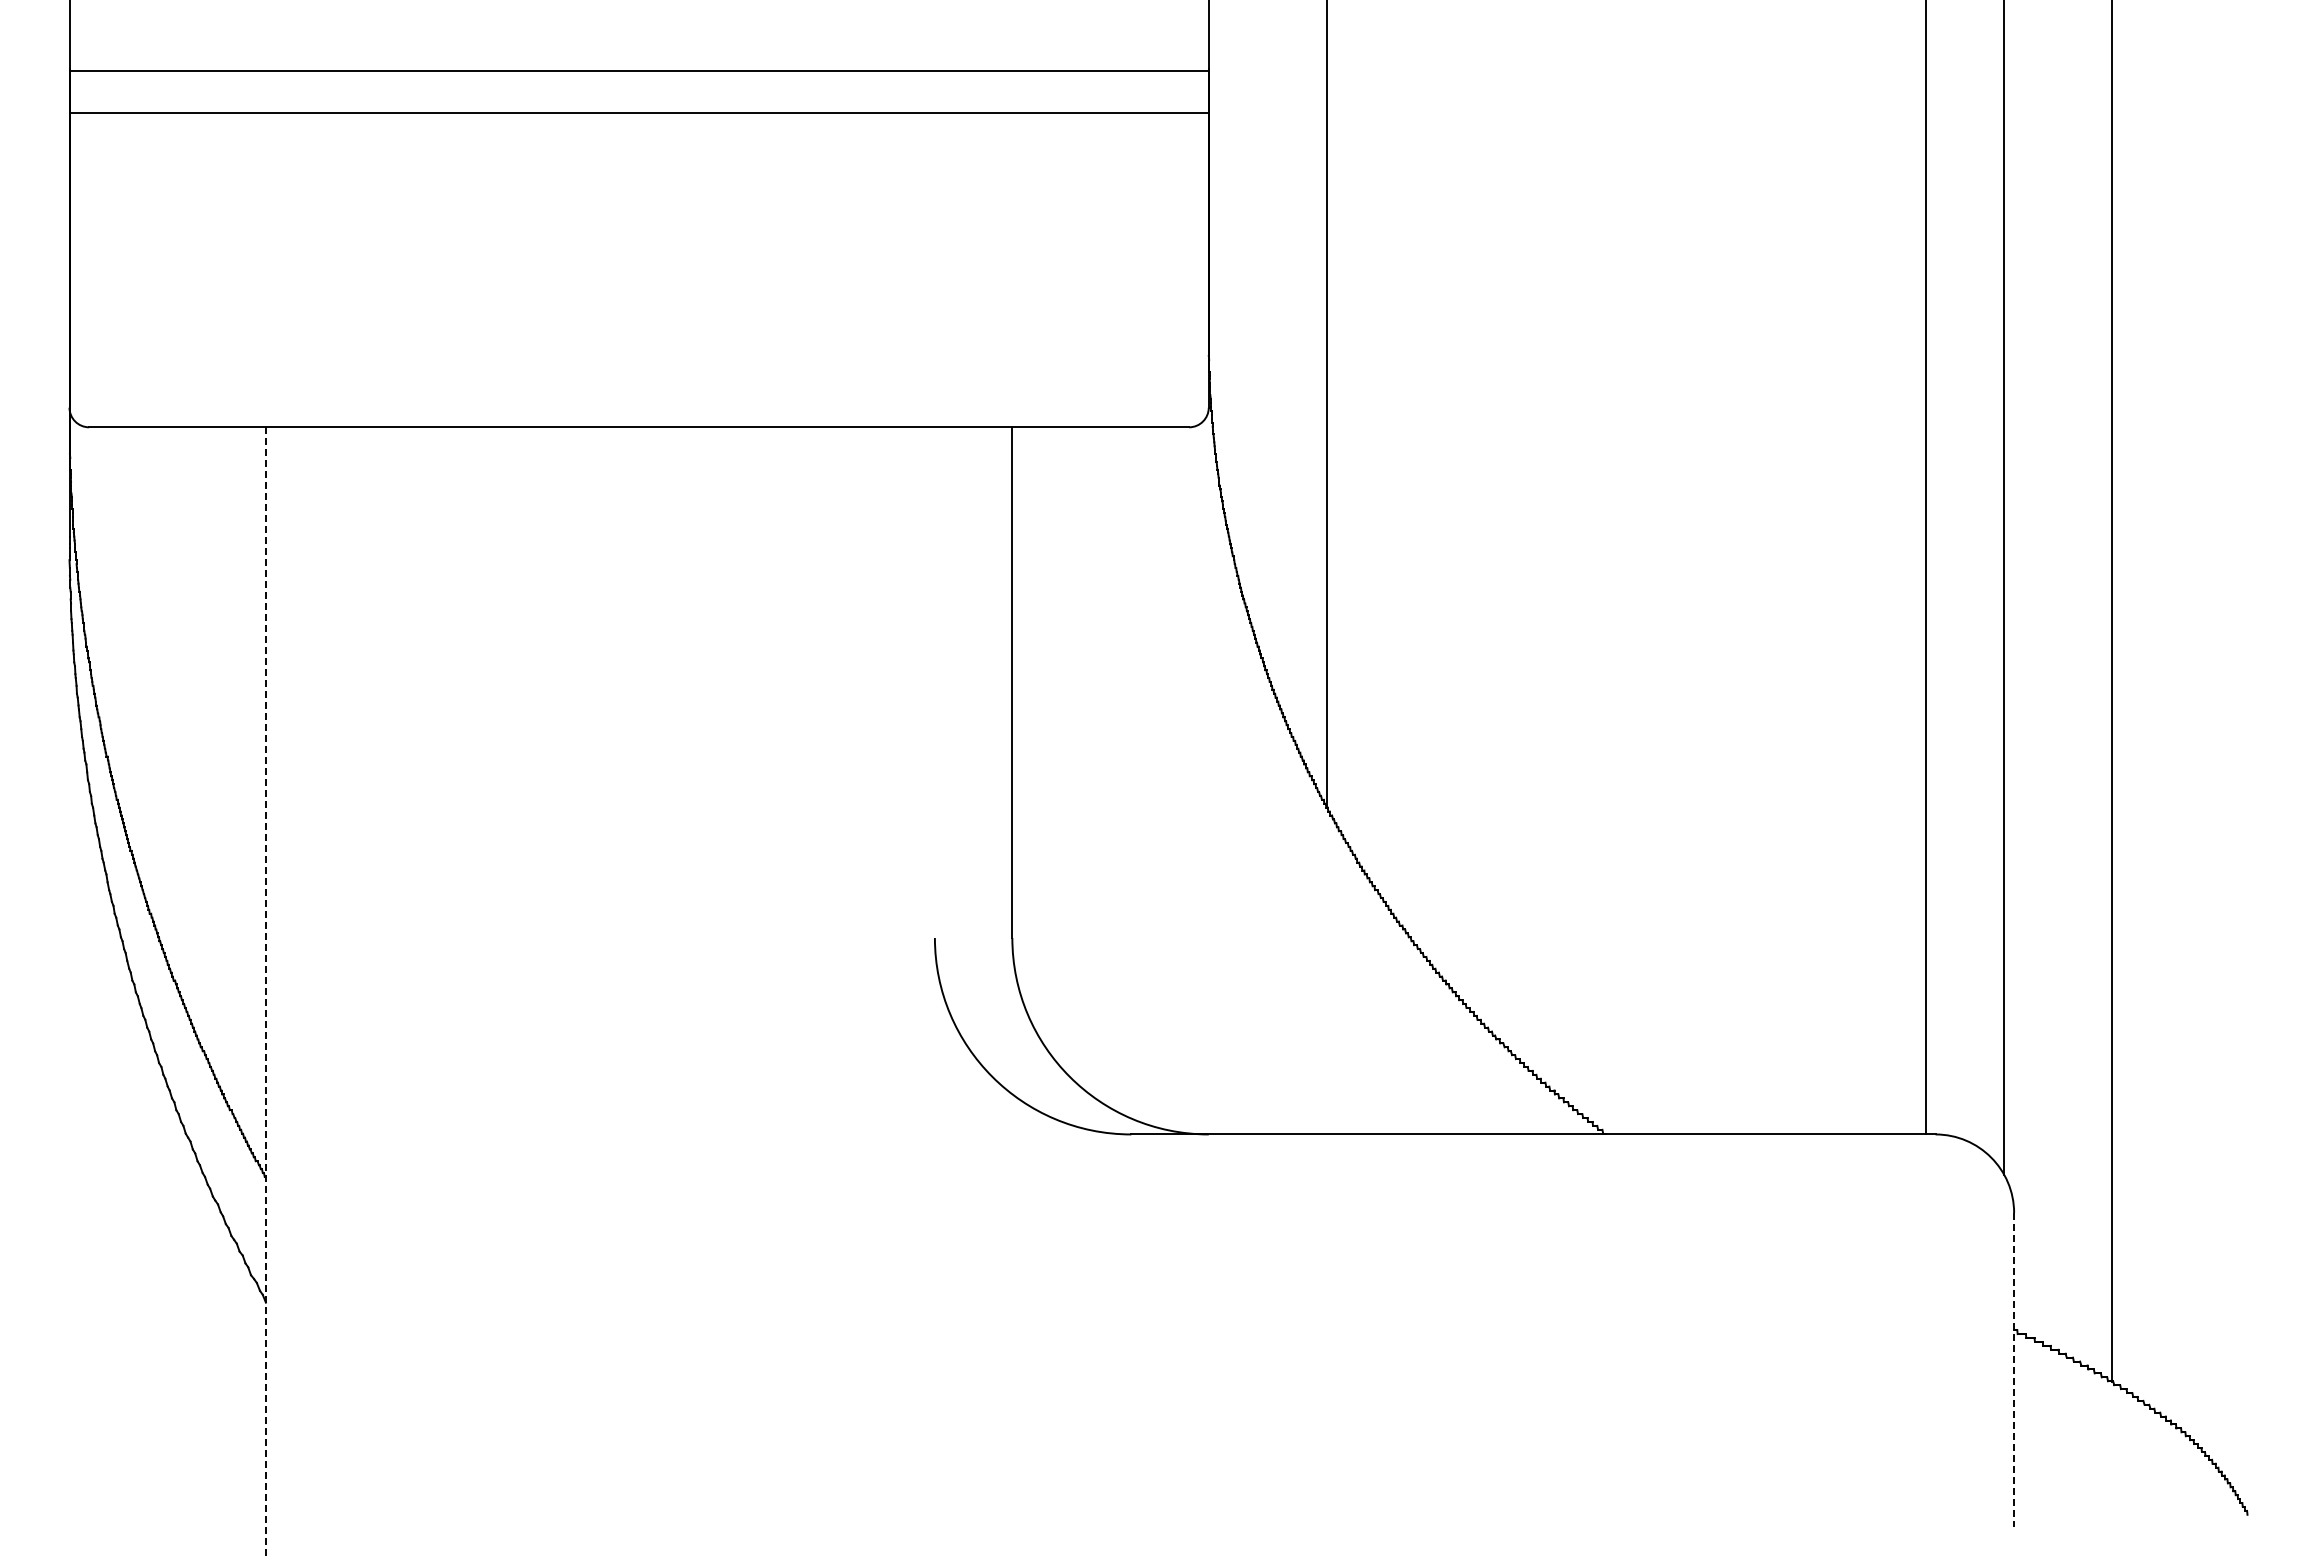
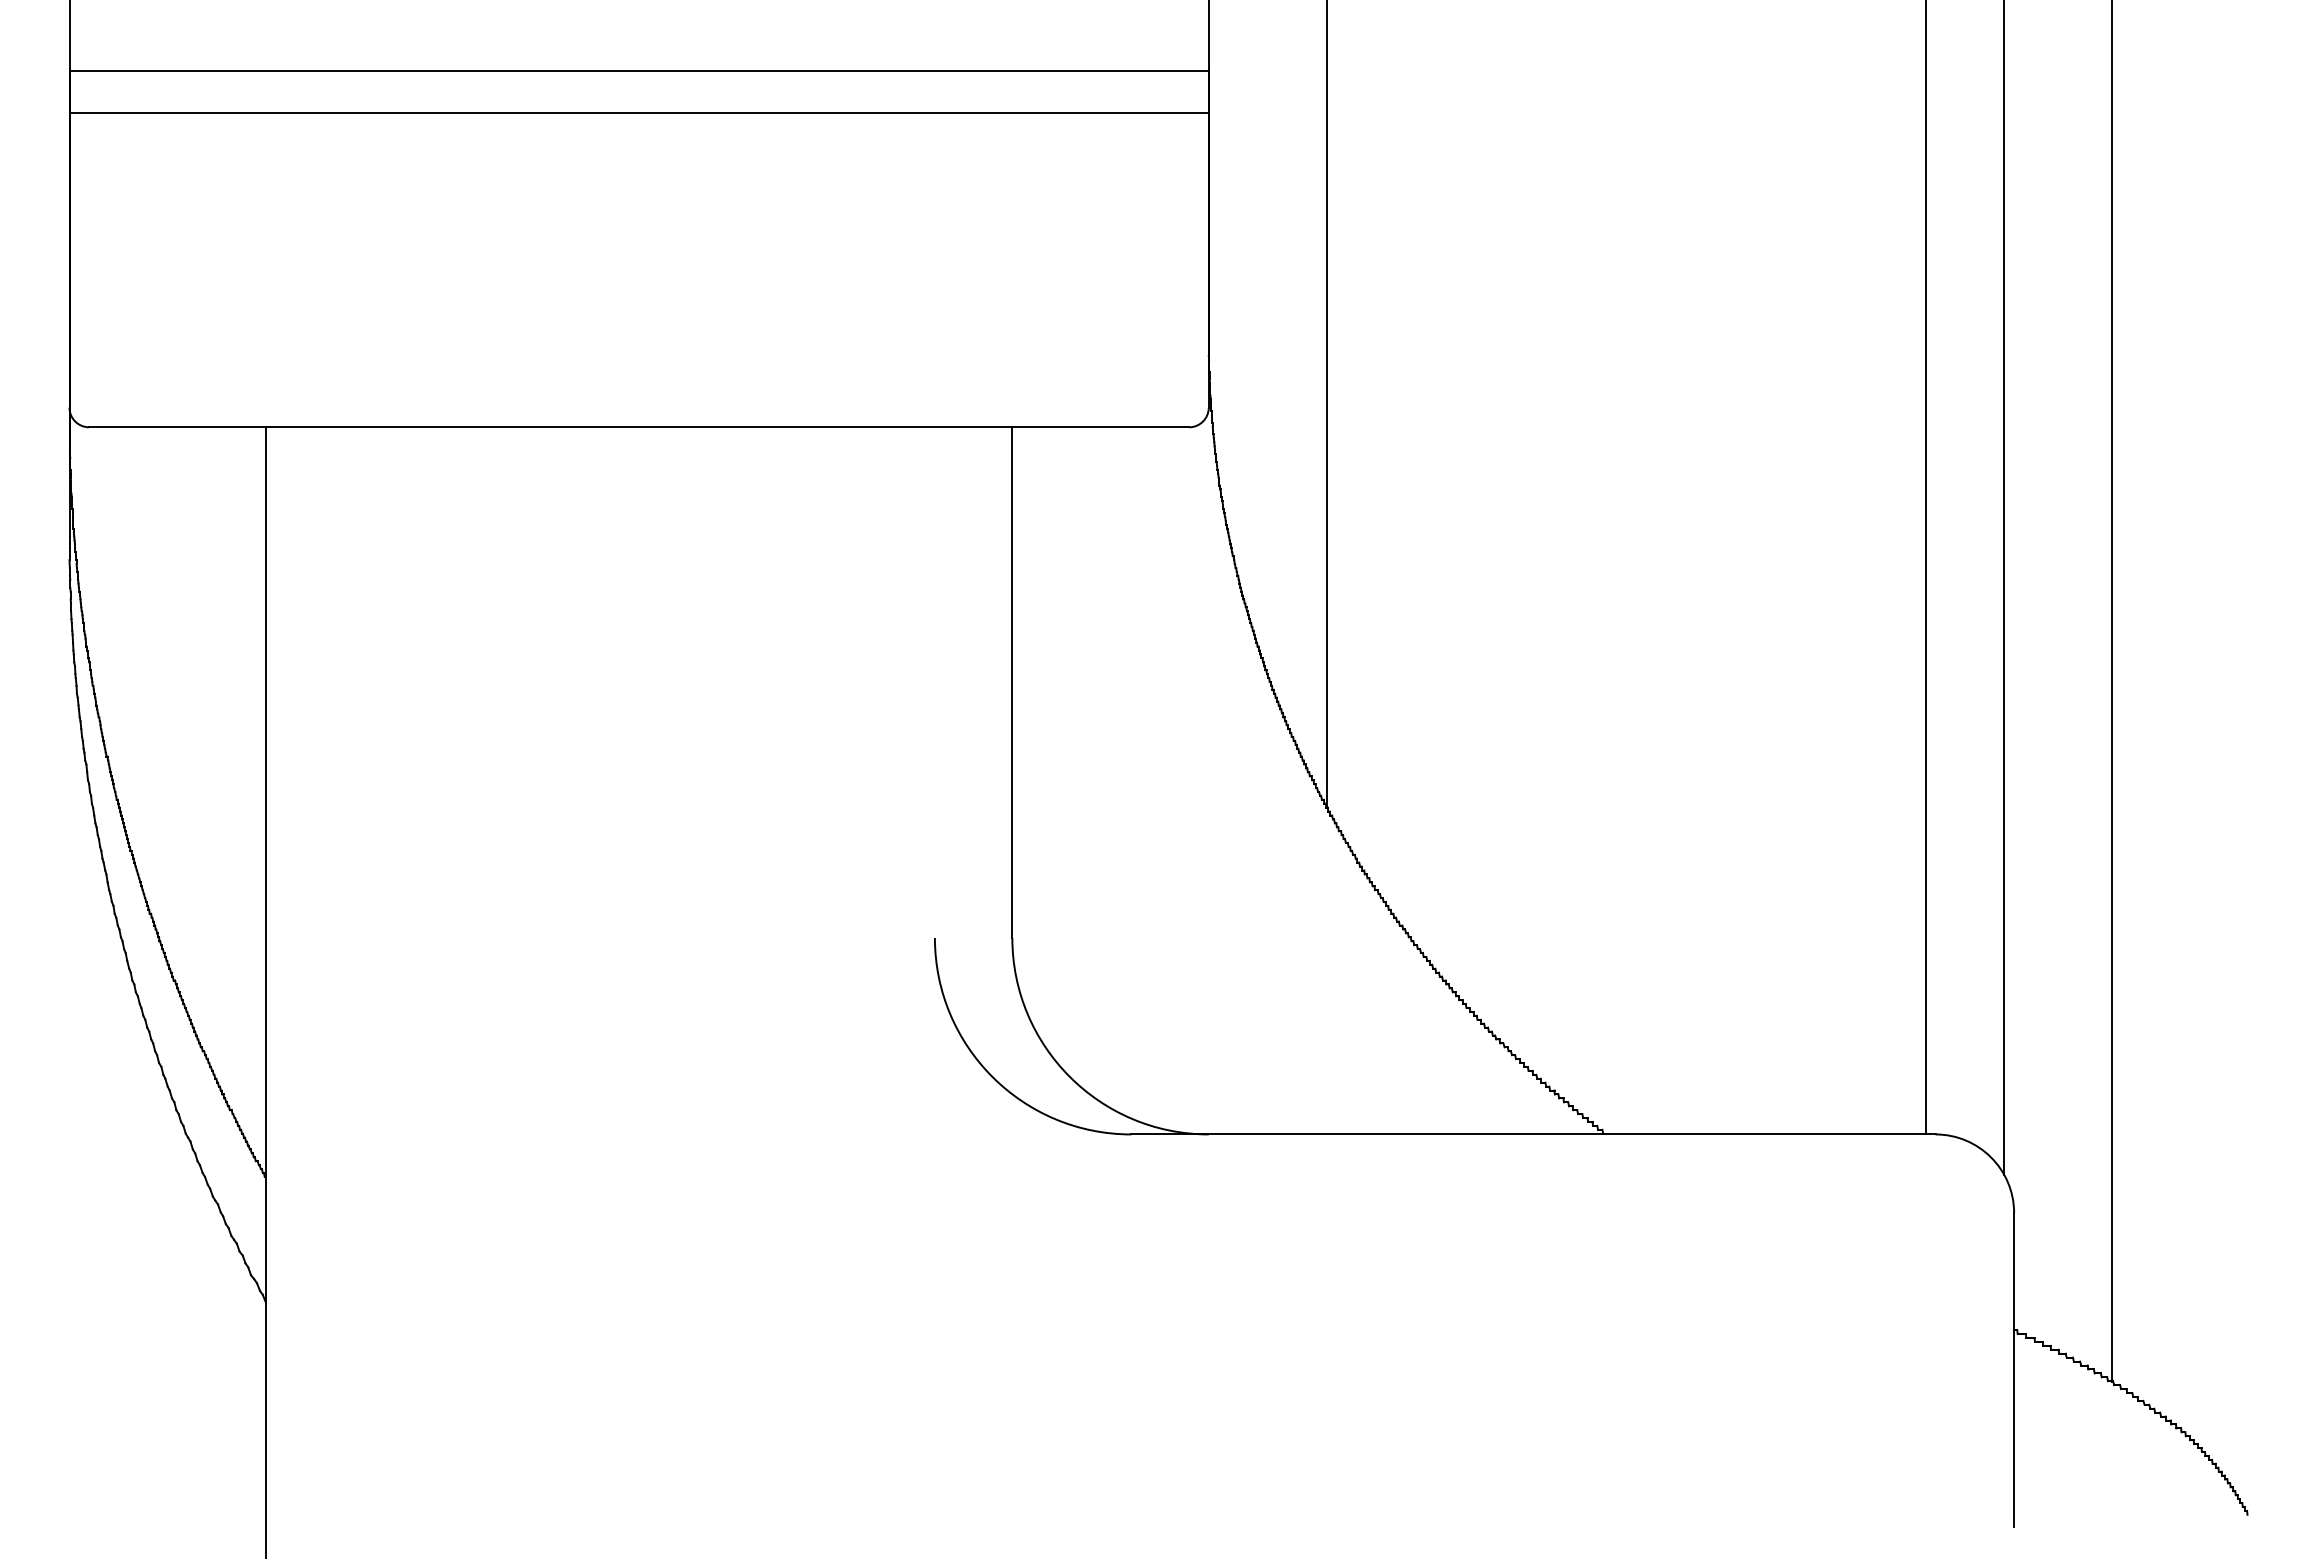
line: dashed -> solid (265, 993)
line: dashed -> solid (2014, 1370)
